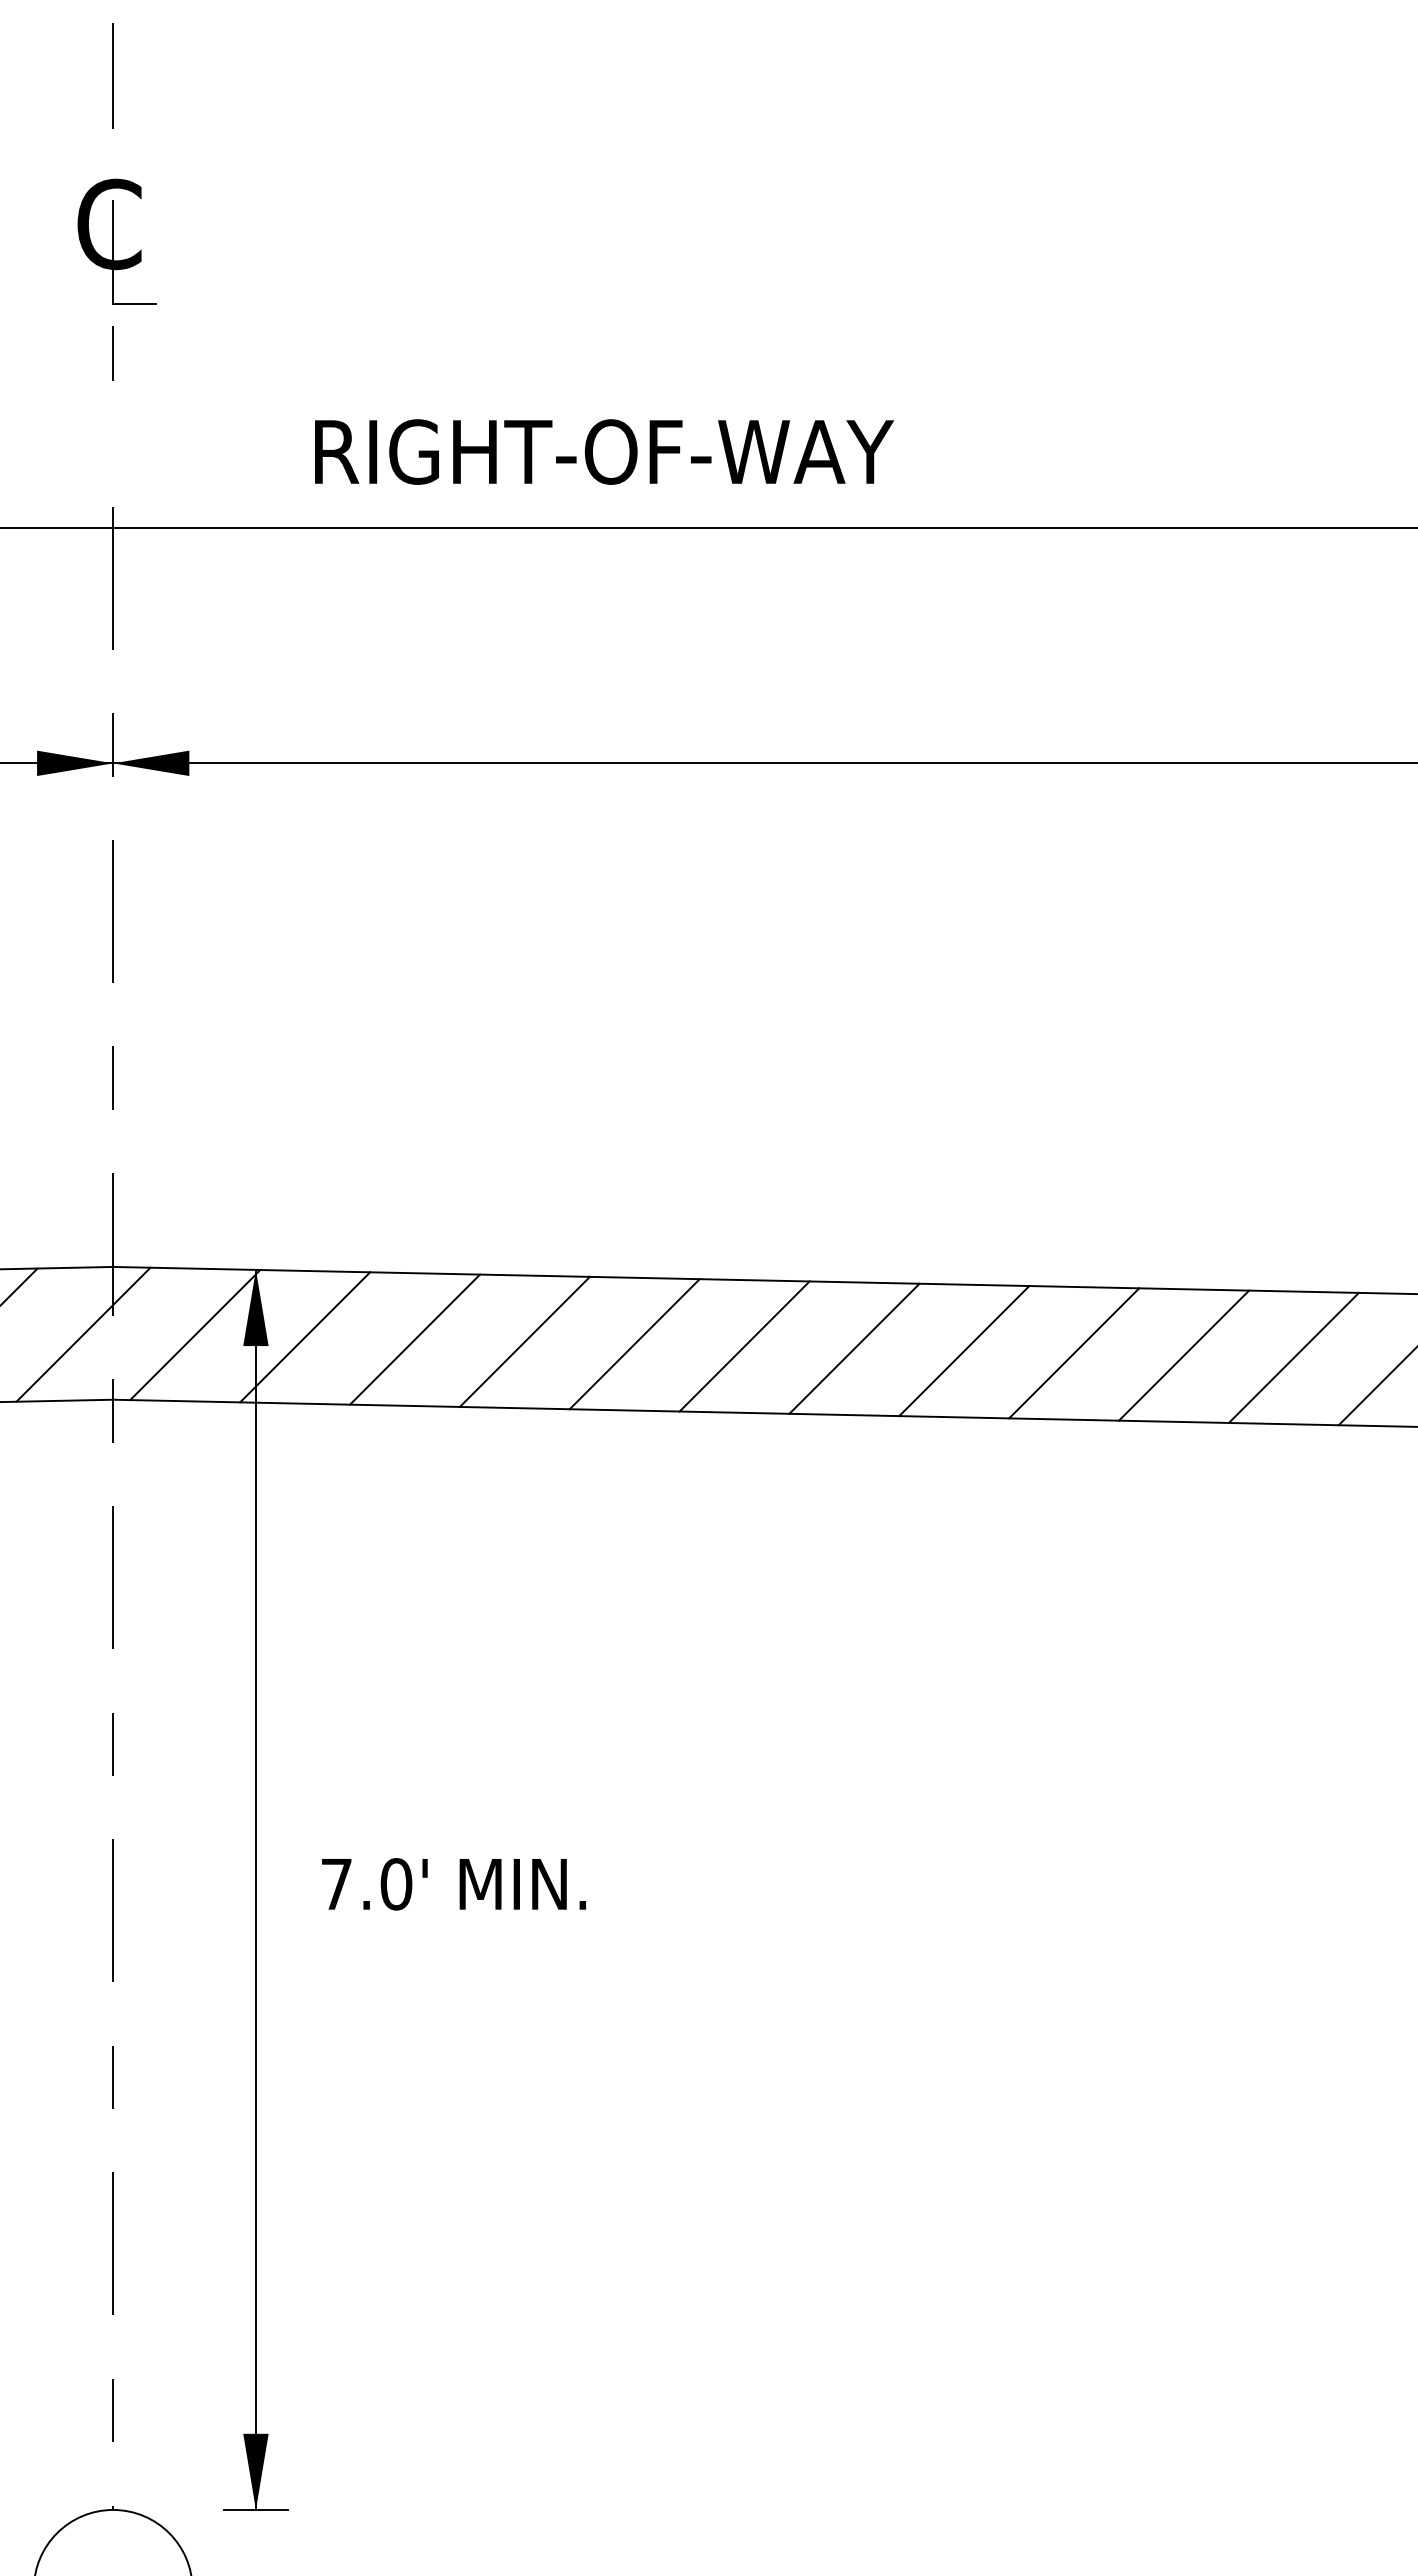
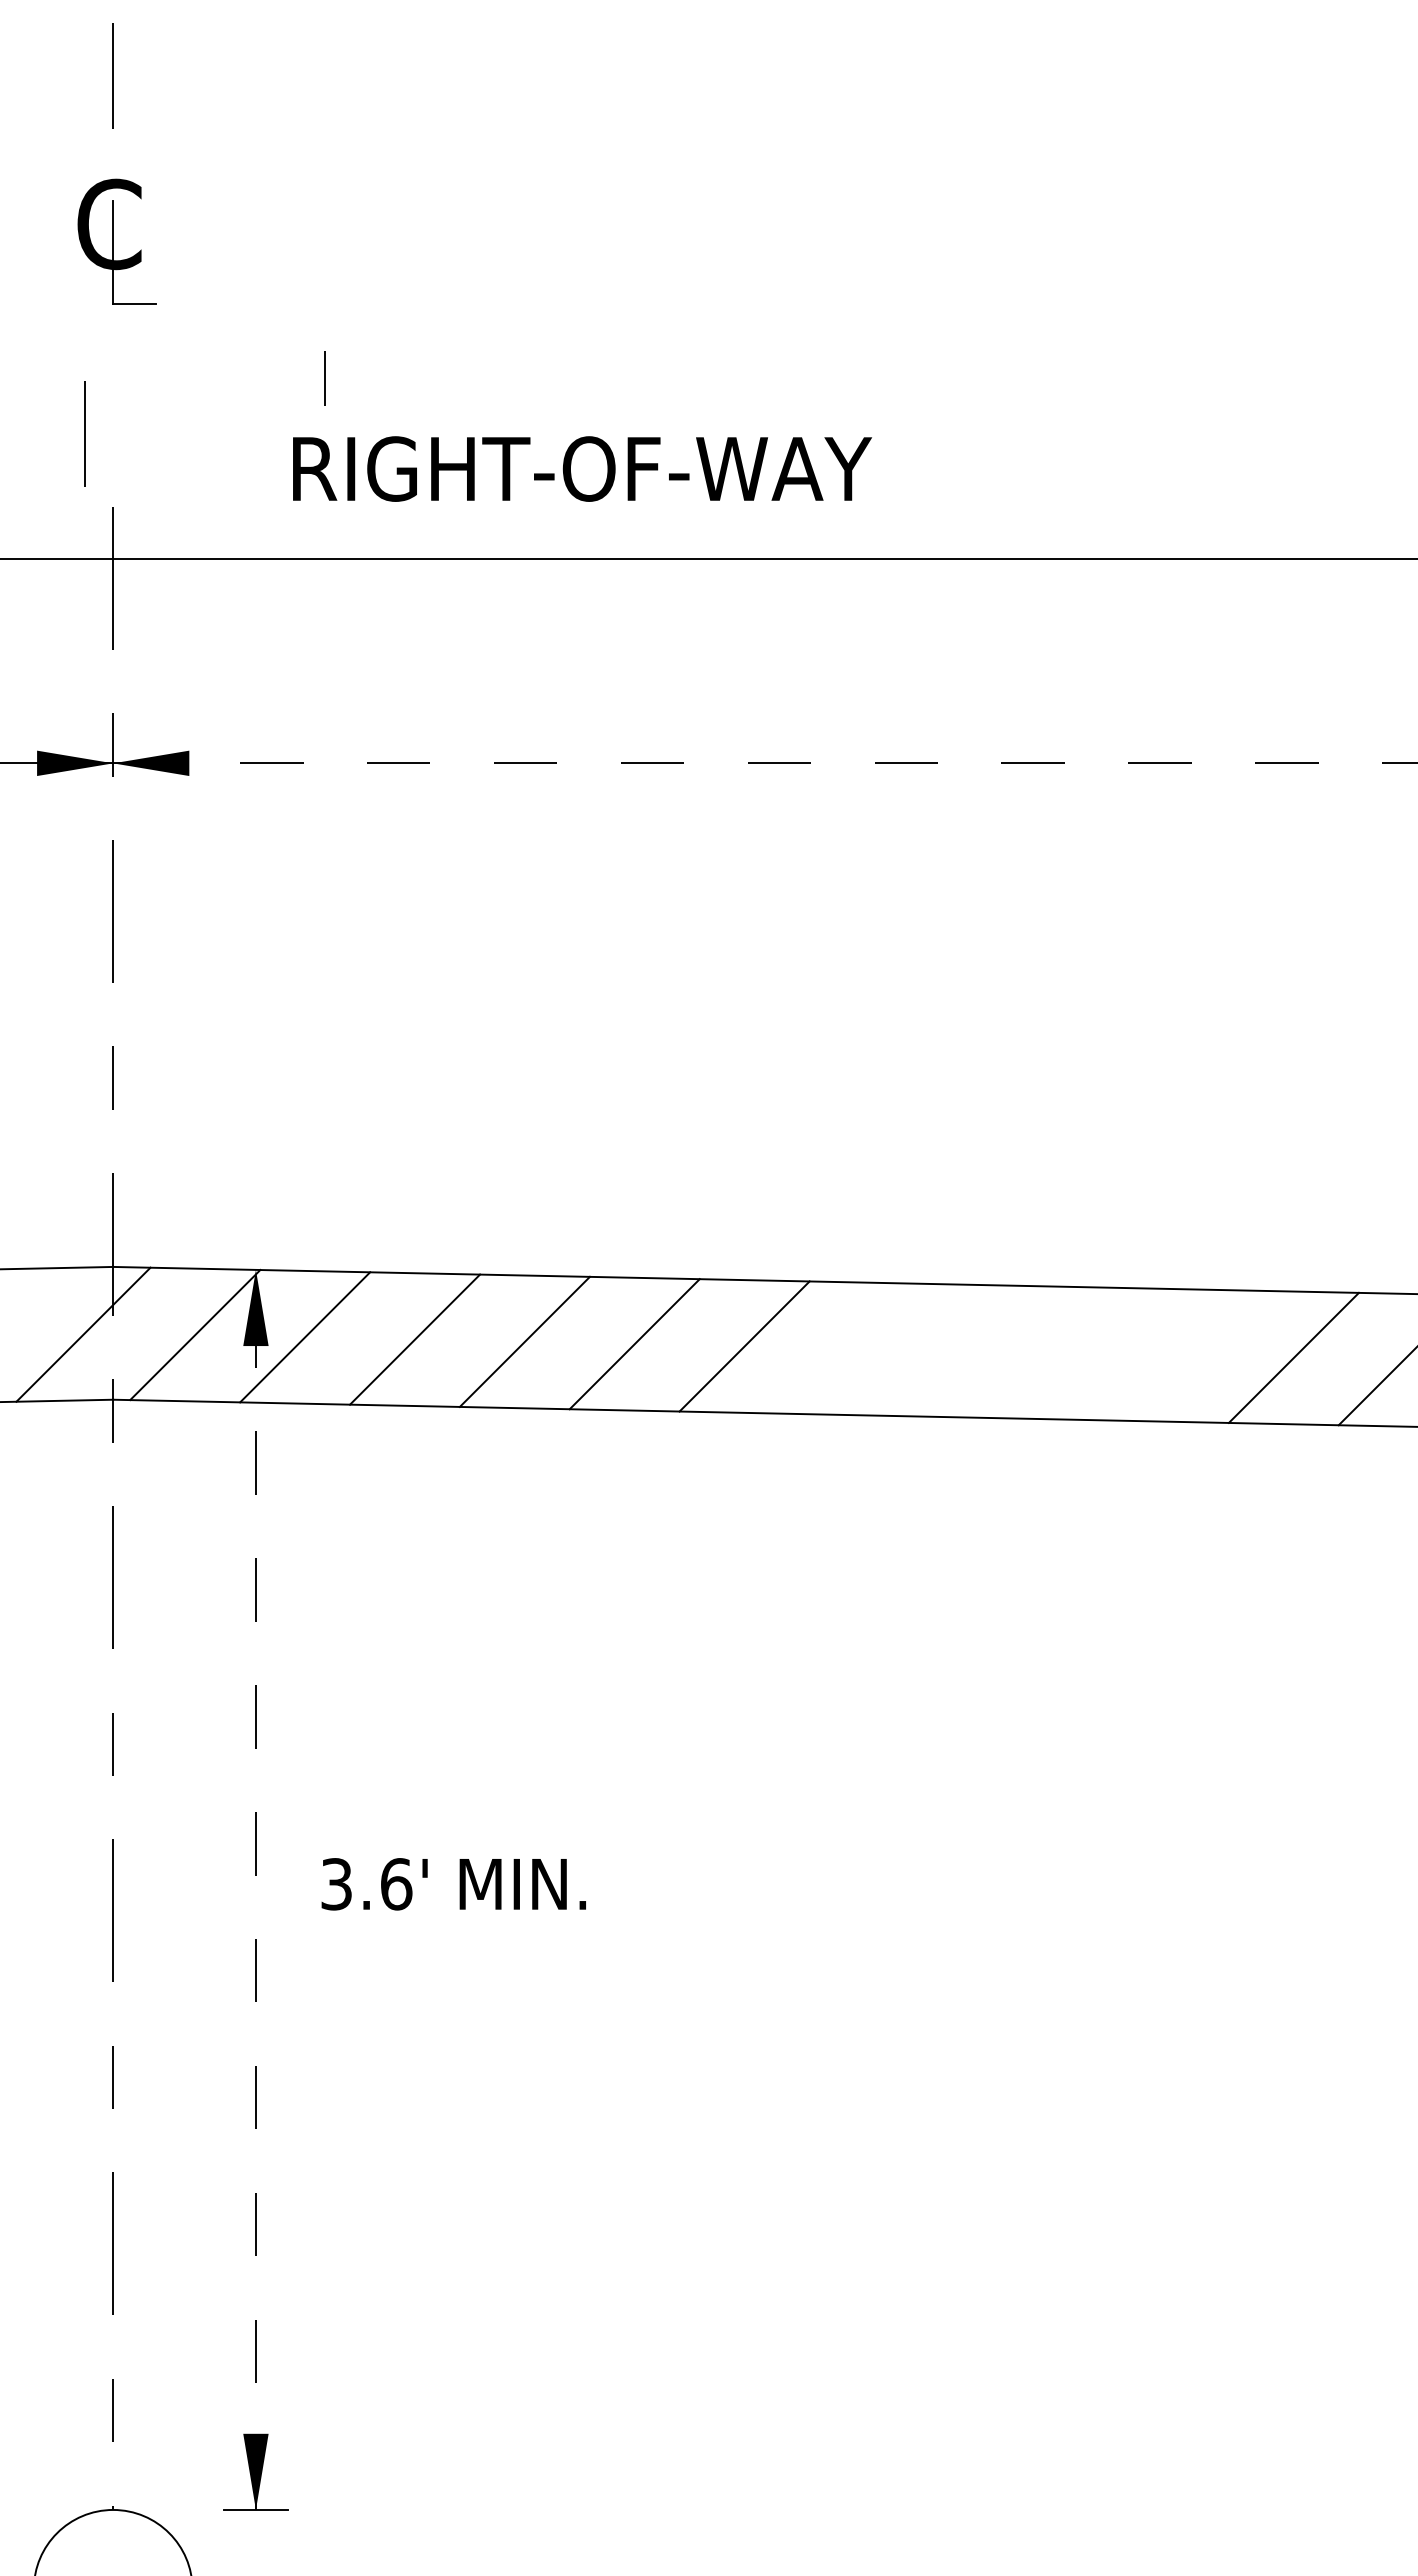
line position: (112, 353) -> (324, 378) (324, 378)
line: none -> present (84, 433)
text position: (604, 451) -> (582, 468) (582, 468)
line position: (708, 528) -> (708, 559) (708, 559)
line: solid -> dashed (766, 763)
line: present -> none (19, 1286)
line: present -> none (854, 1348)
line: present -> none (964, 1351)
line: present -> none (1074, 1353)
line: present -> none (1184, 1355)
text: 7.0' -> 3.6' (366, 1884)
line: solid -> dashed (255, 1889)
